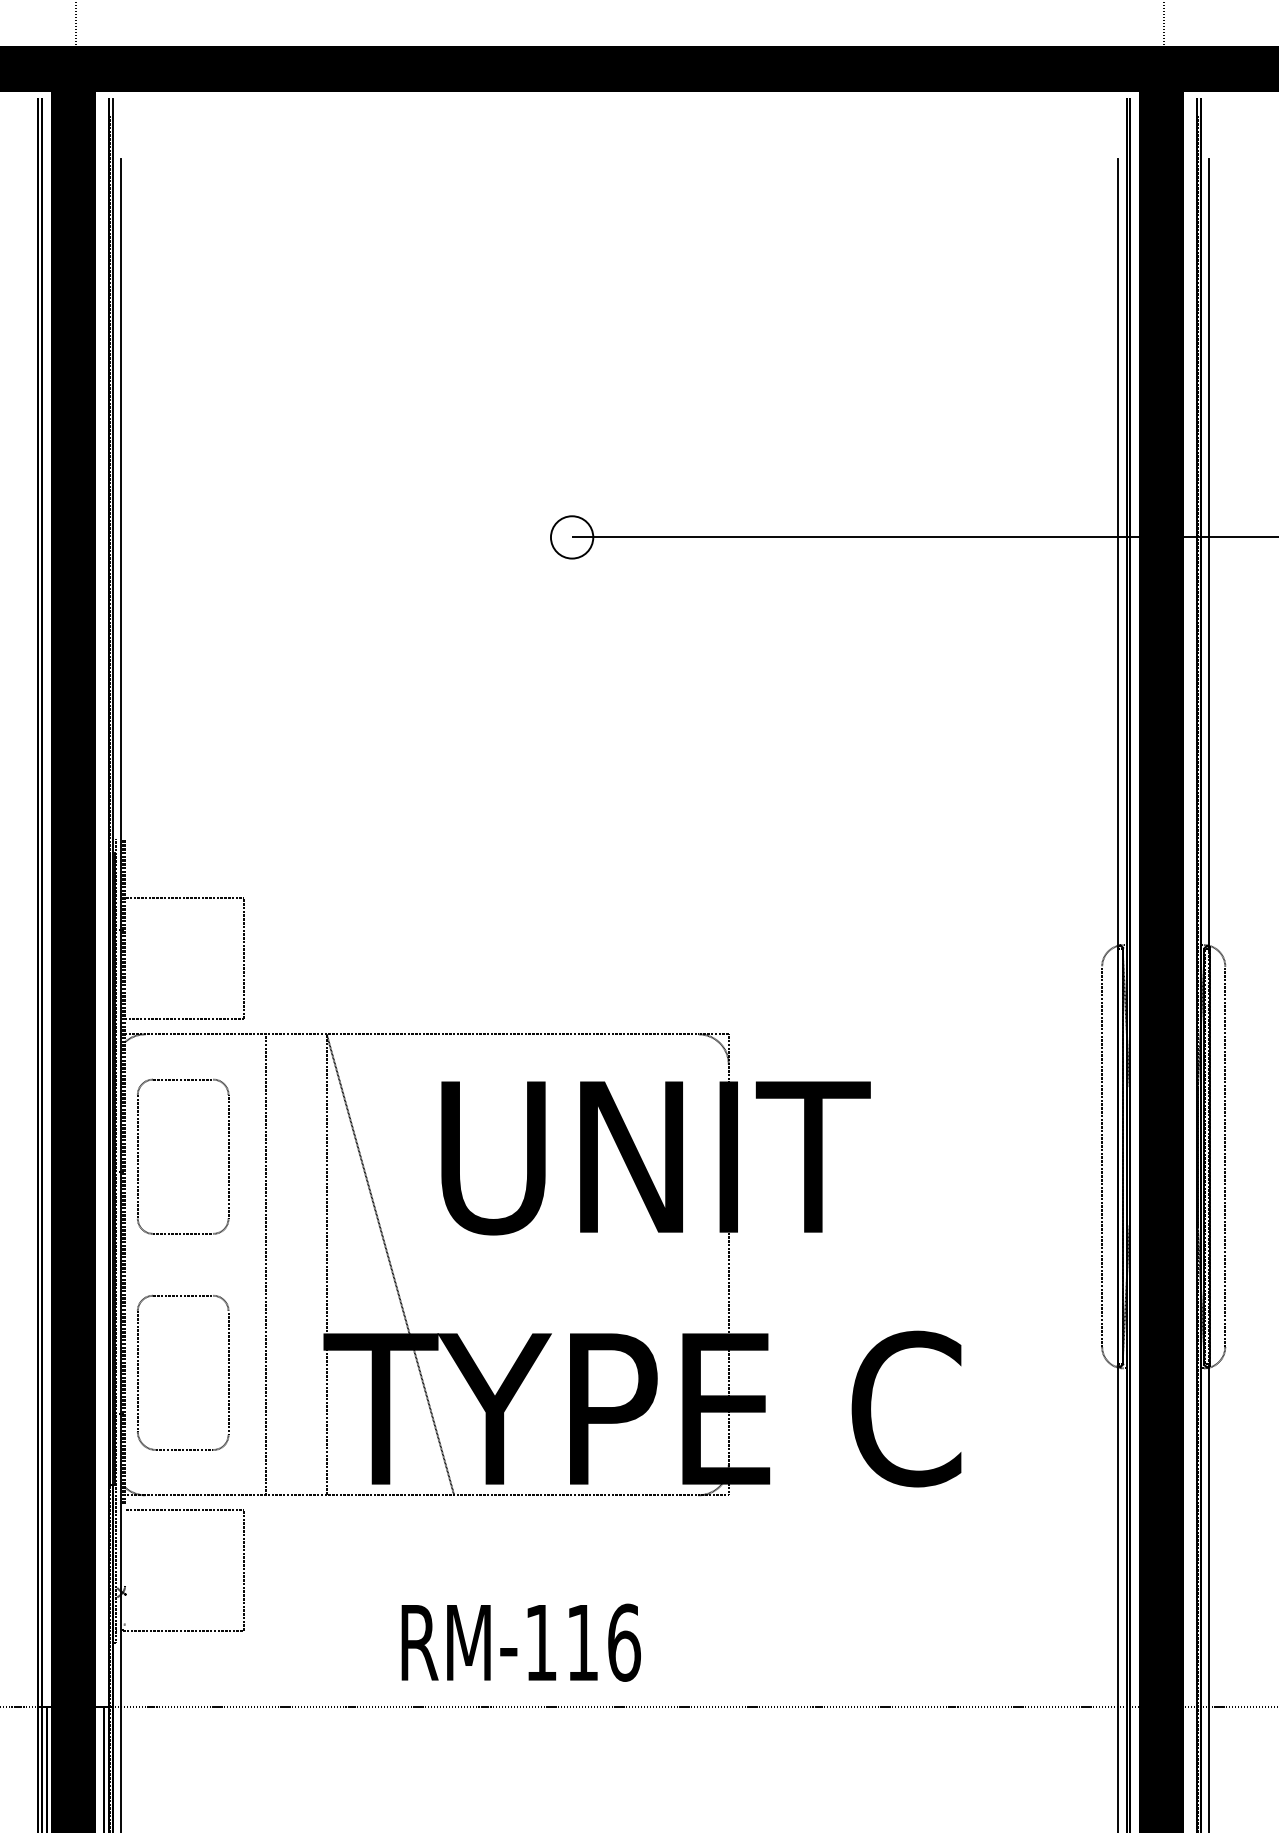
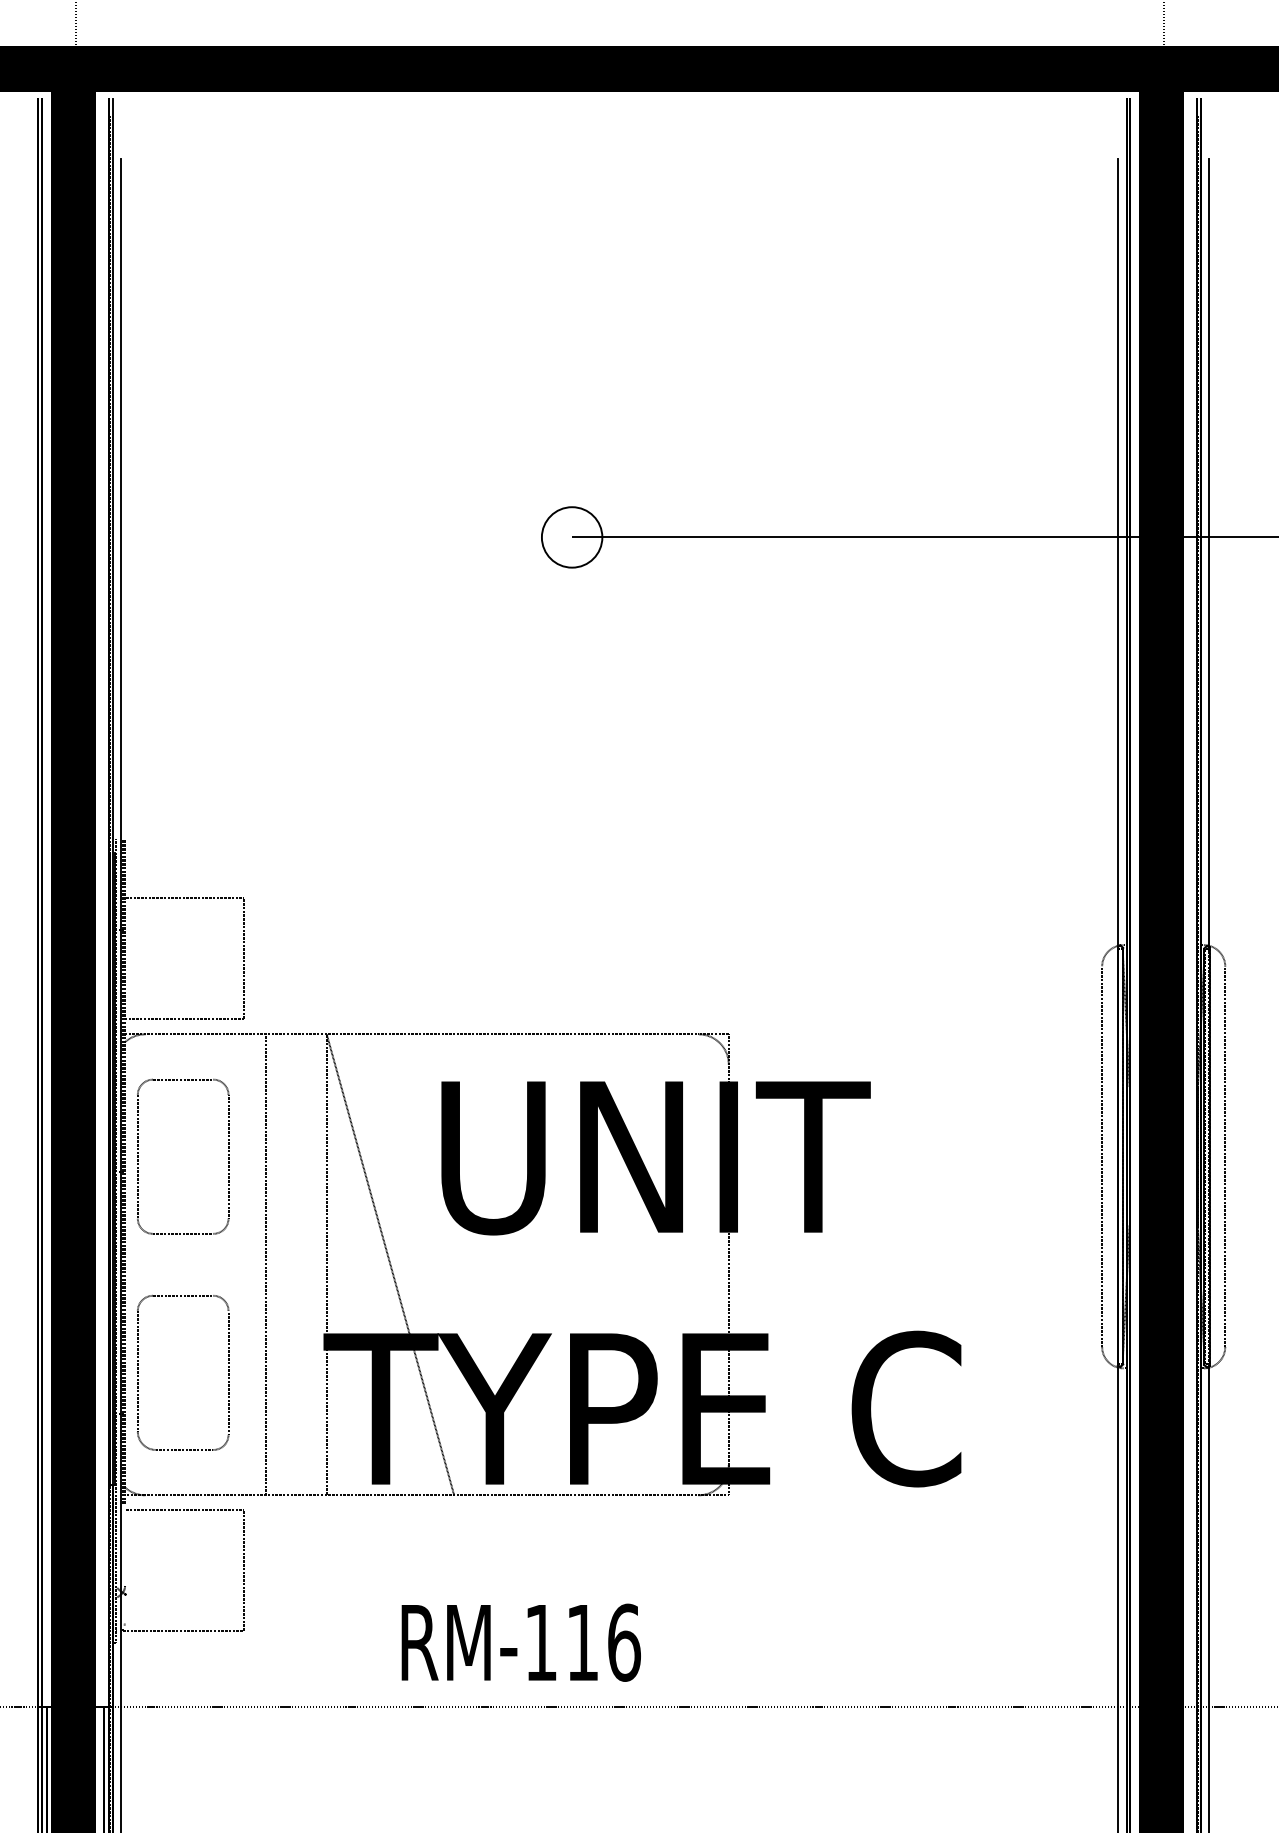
circle diameter: 42 px -> 60 px (571, 537)
